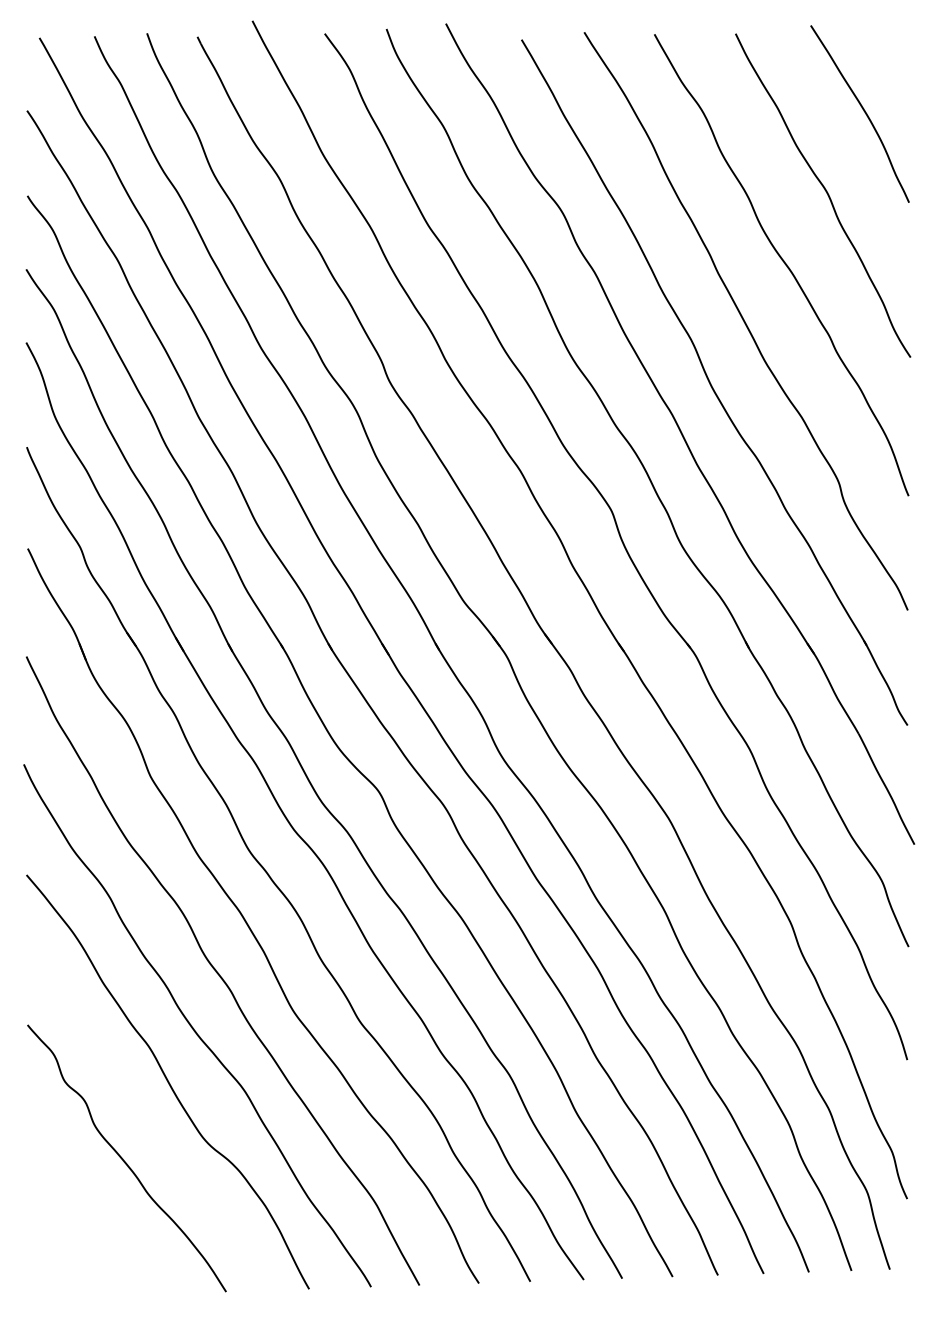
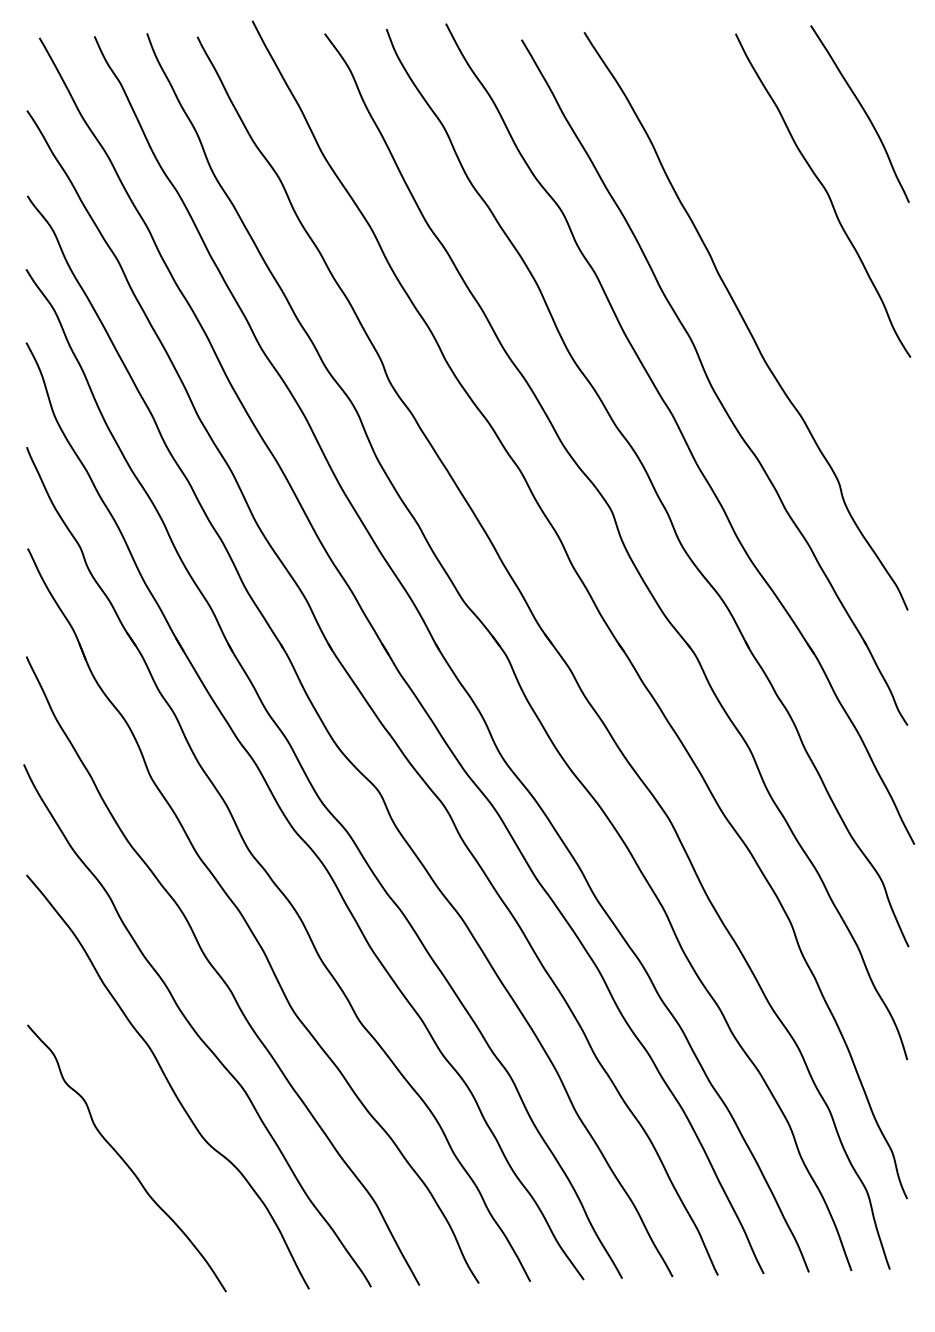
curve: present -> none (784, 264)
